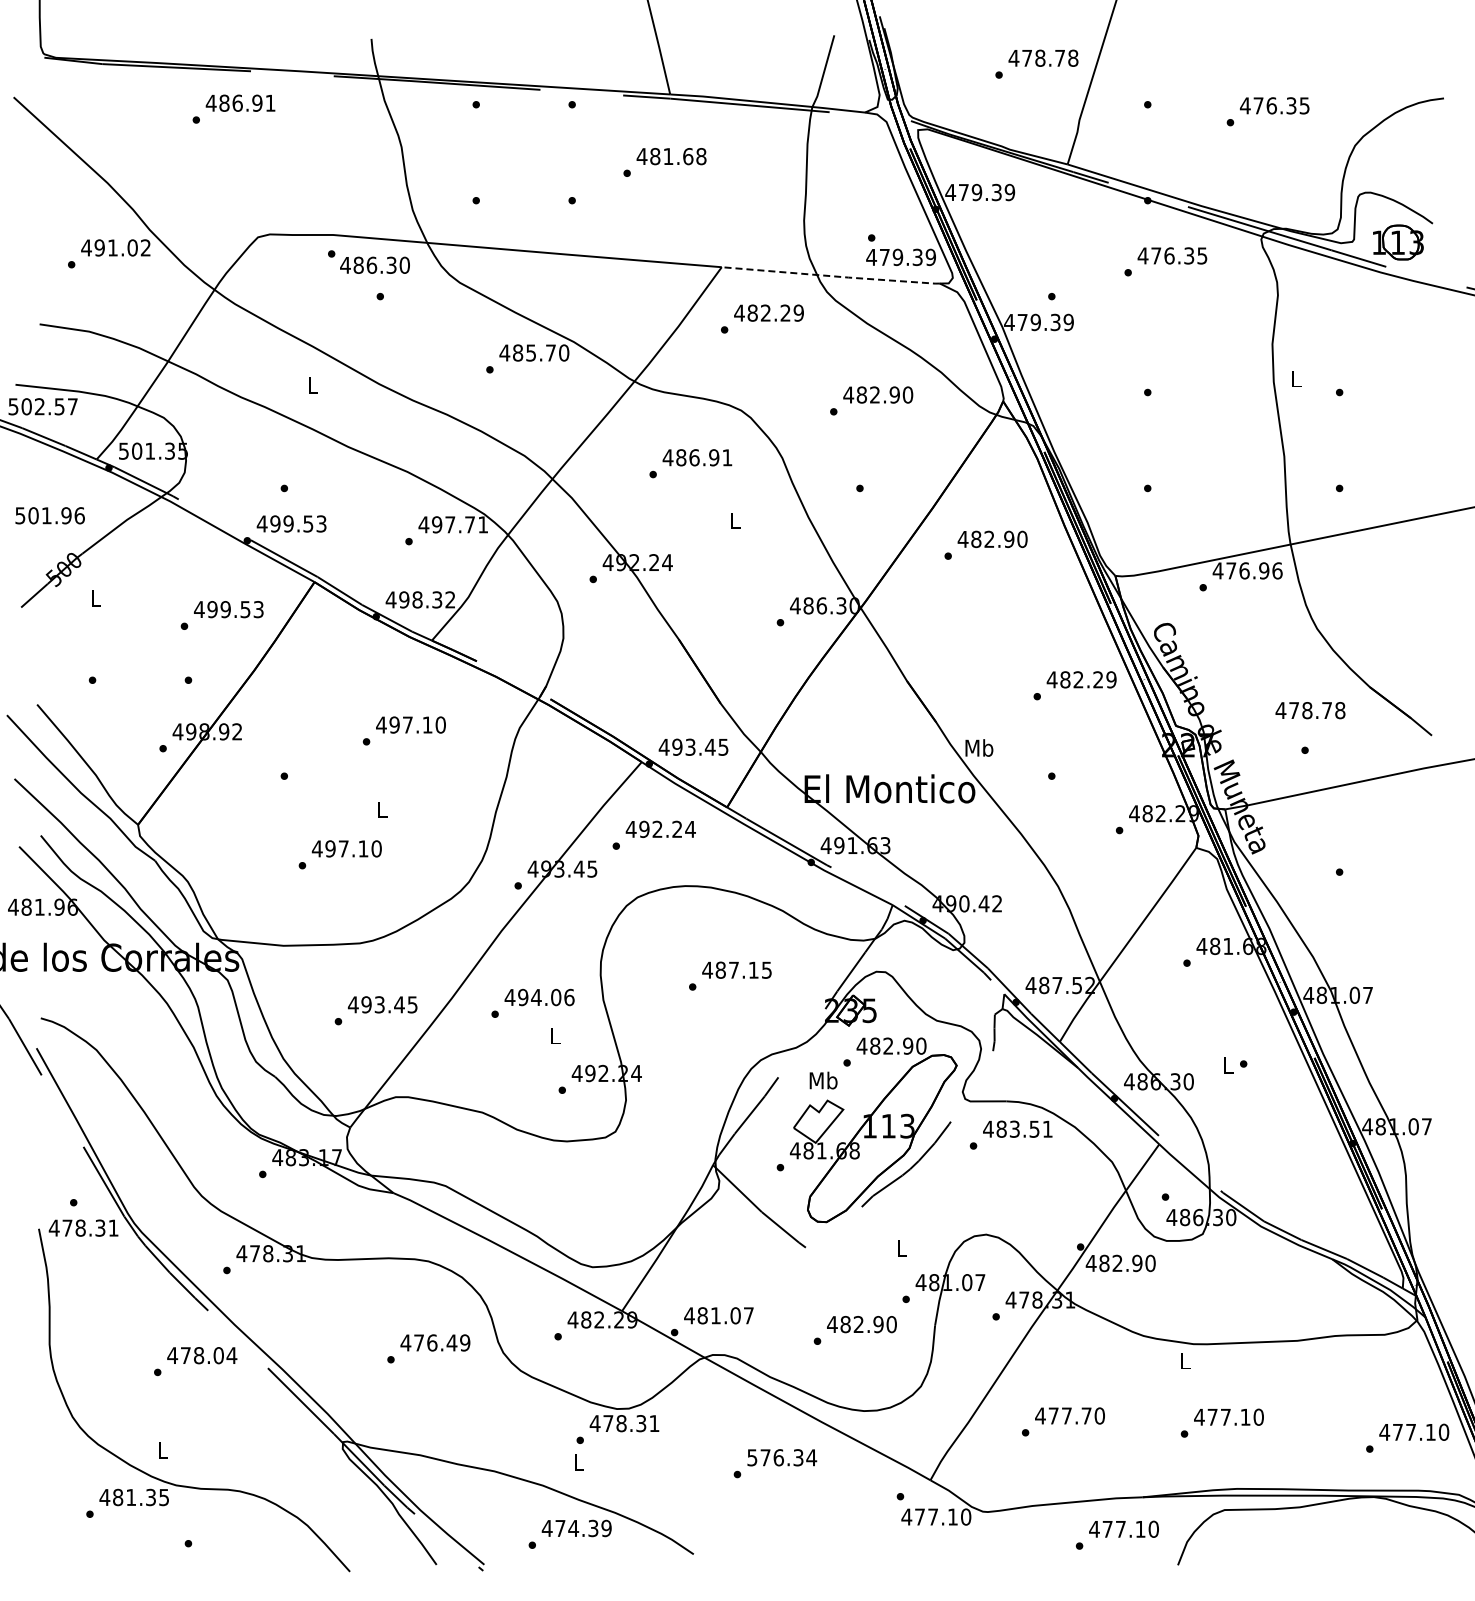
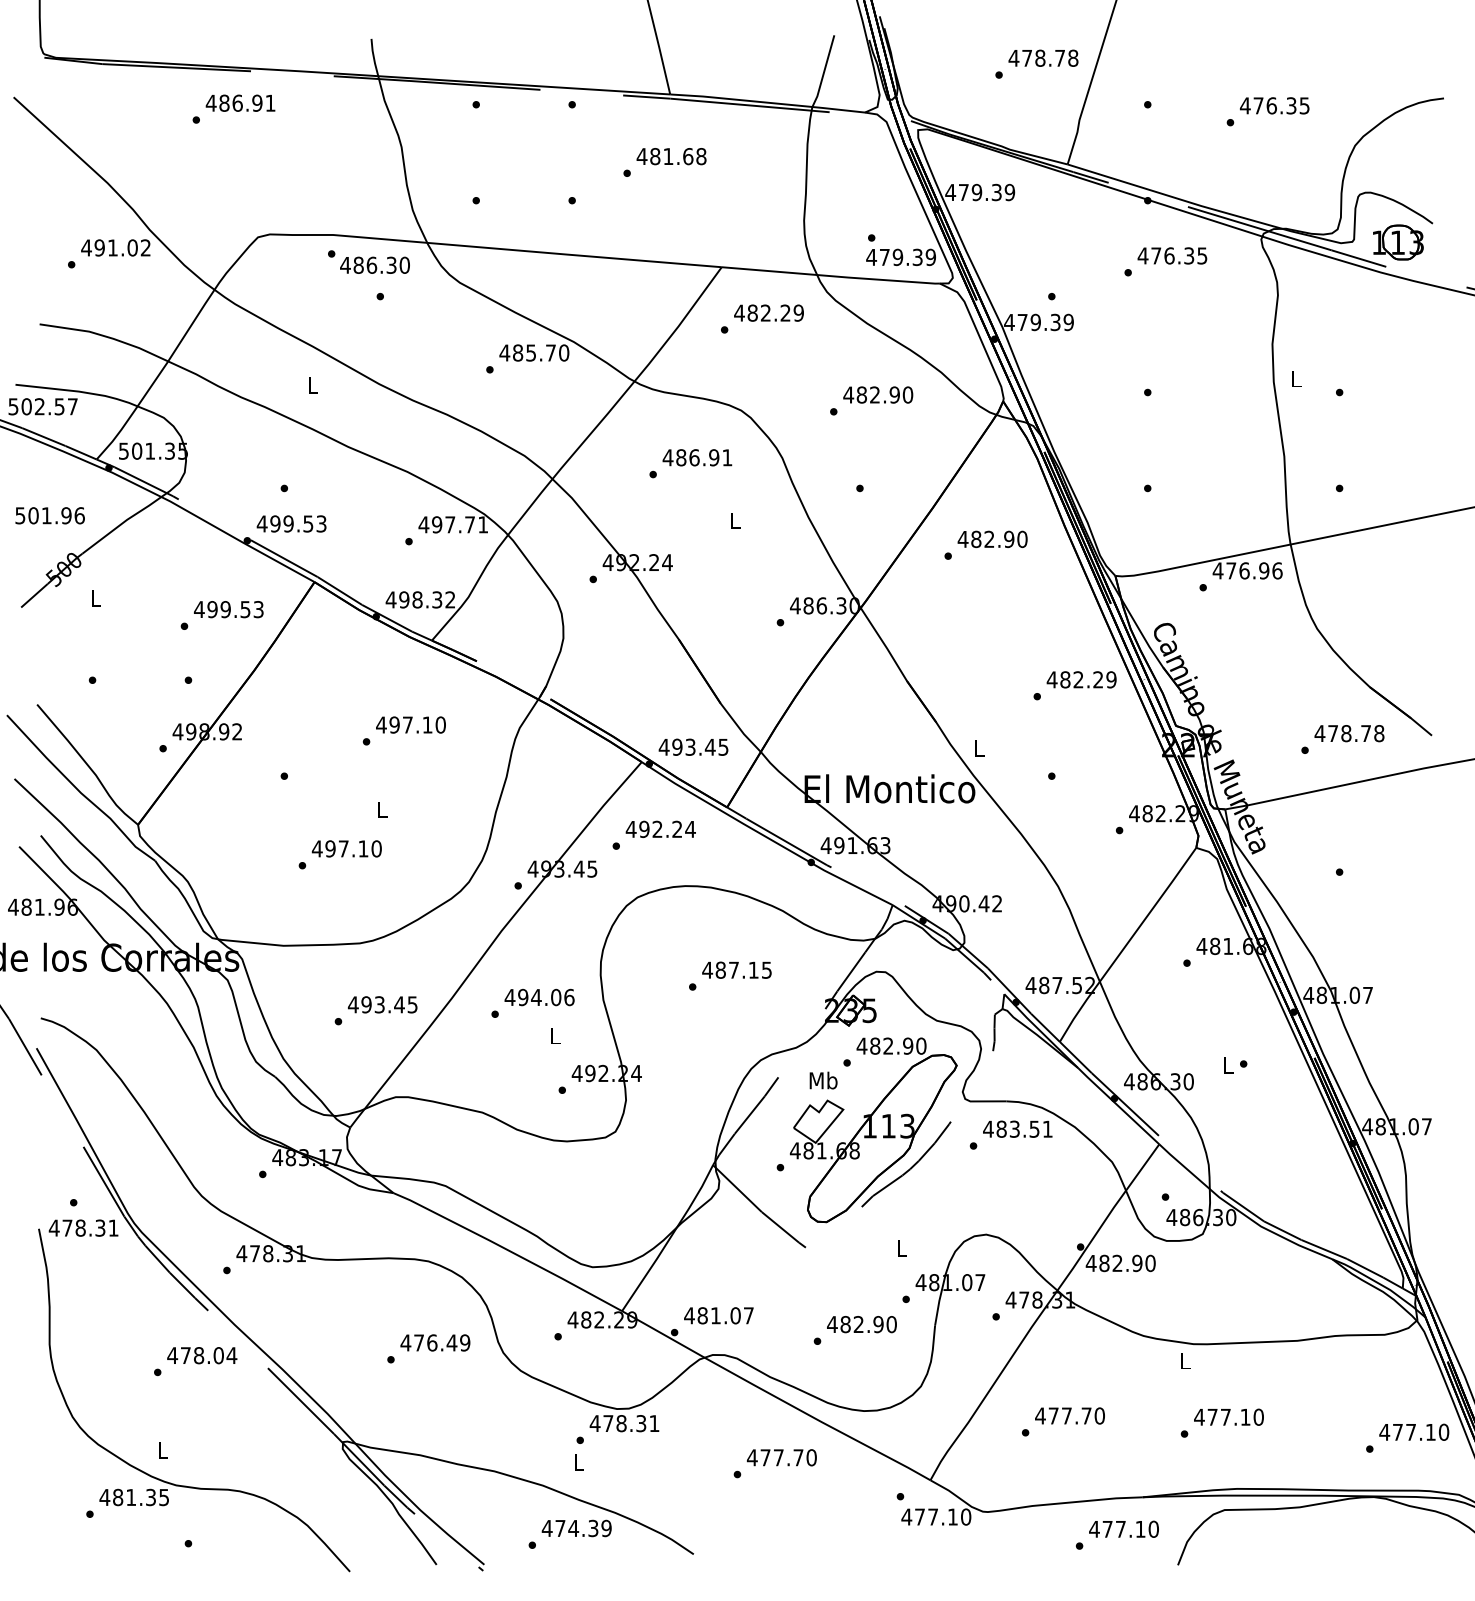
line: dashed -> solid (831, 276)
text position: (1310, 710) -> (1349, 733) (1349, 733)
text: Mb -> L (979, 747)
text: 576.34 -> 477.70 (781, 1457)
